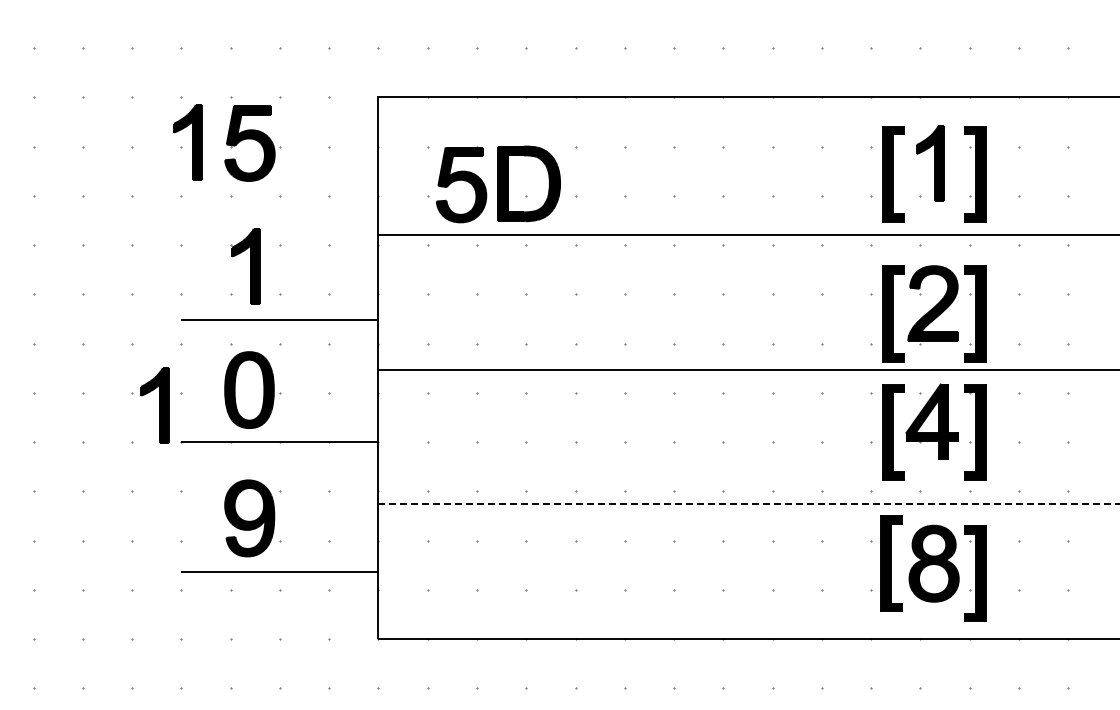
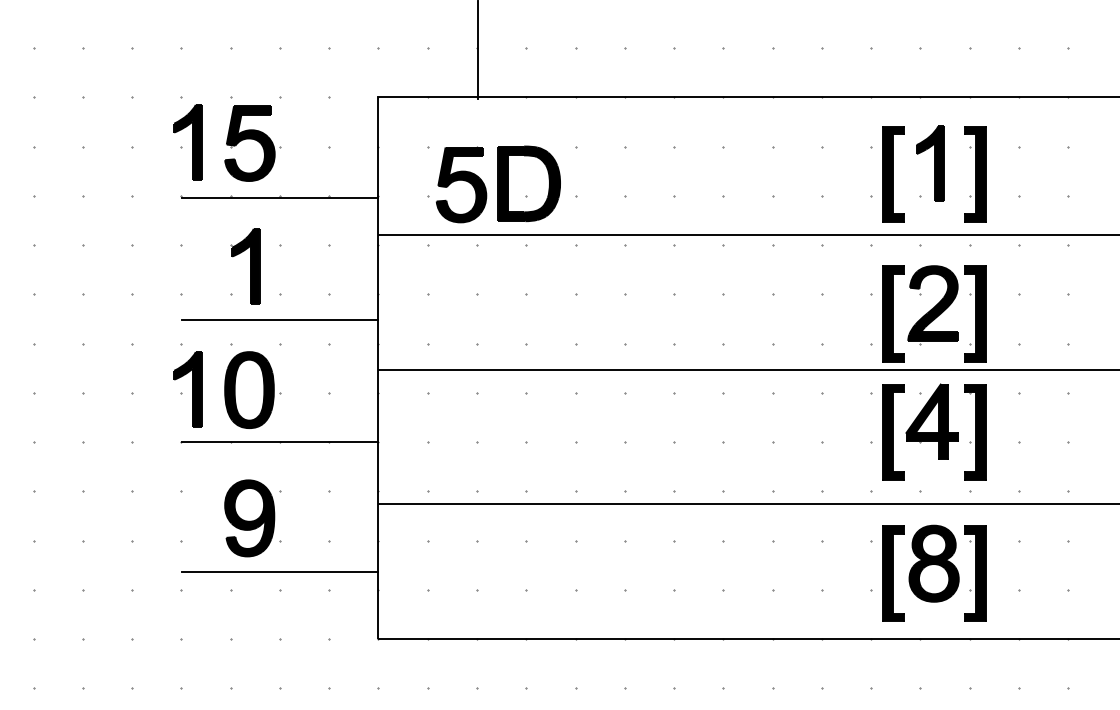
line: none -> present (477, 50)
line: none -> present (279, 197)
part position: (154, 405) -> (187, 389) (187, 389)
line: dashed -> solid (749, 504)
part position: (891, 563) -> (893, 573) (893, 573)
